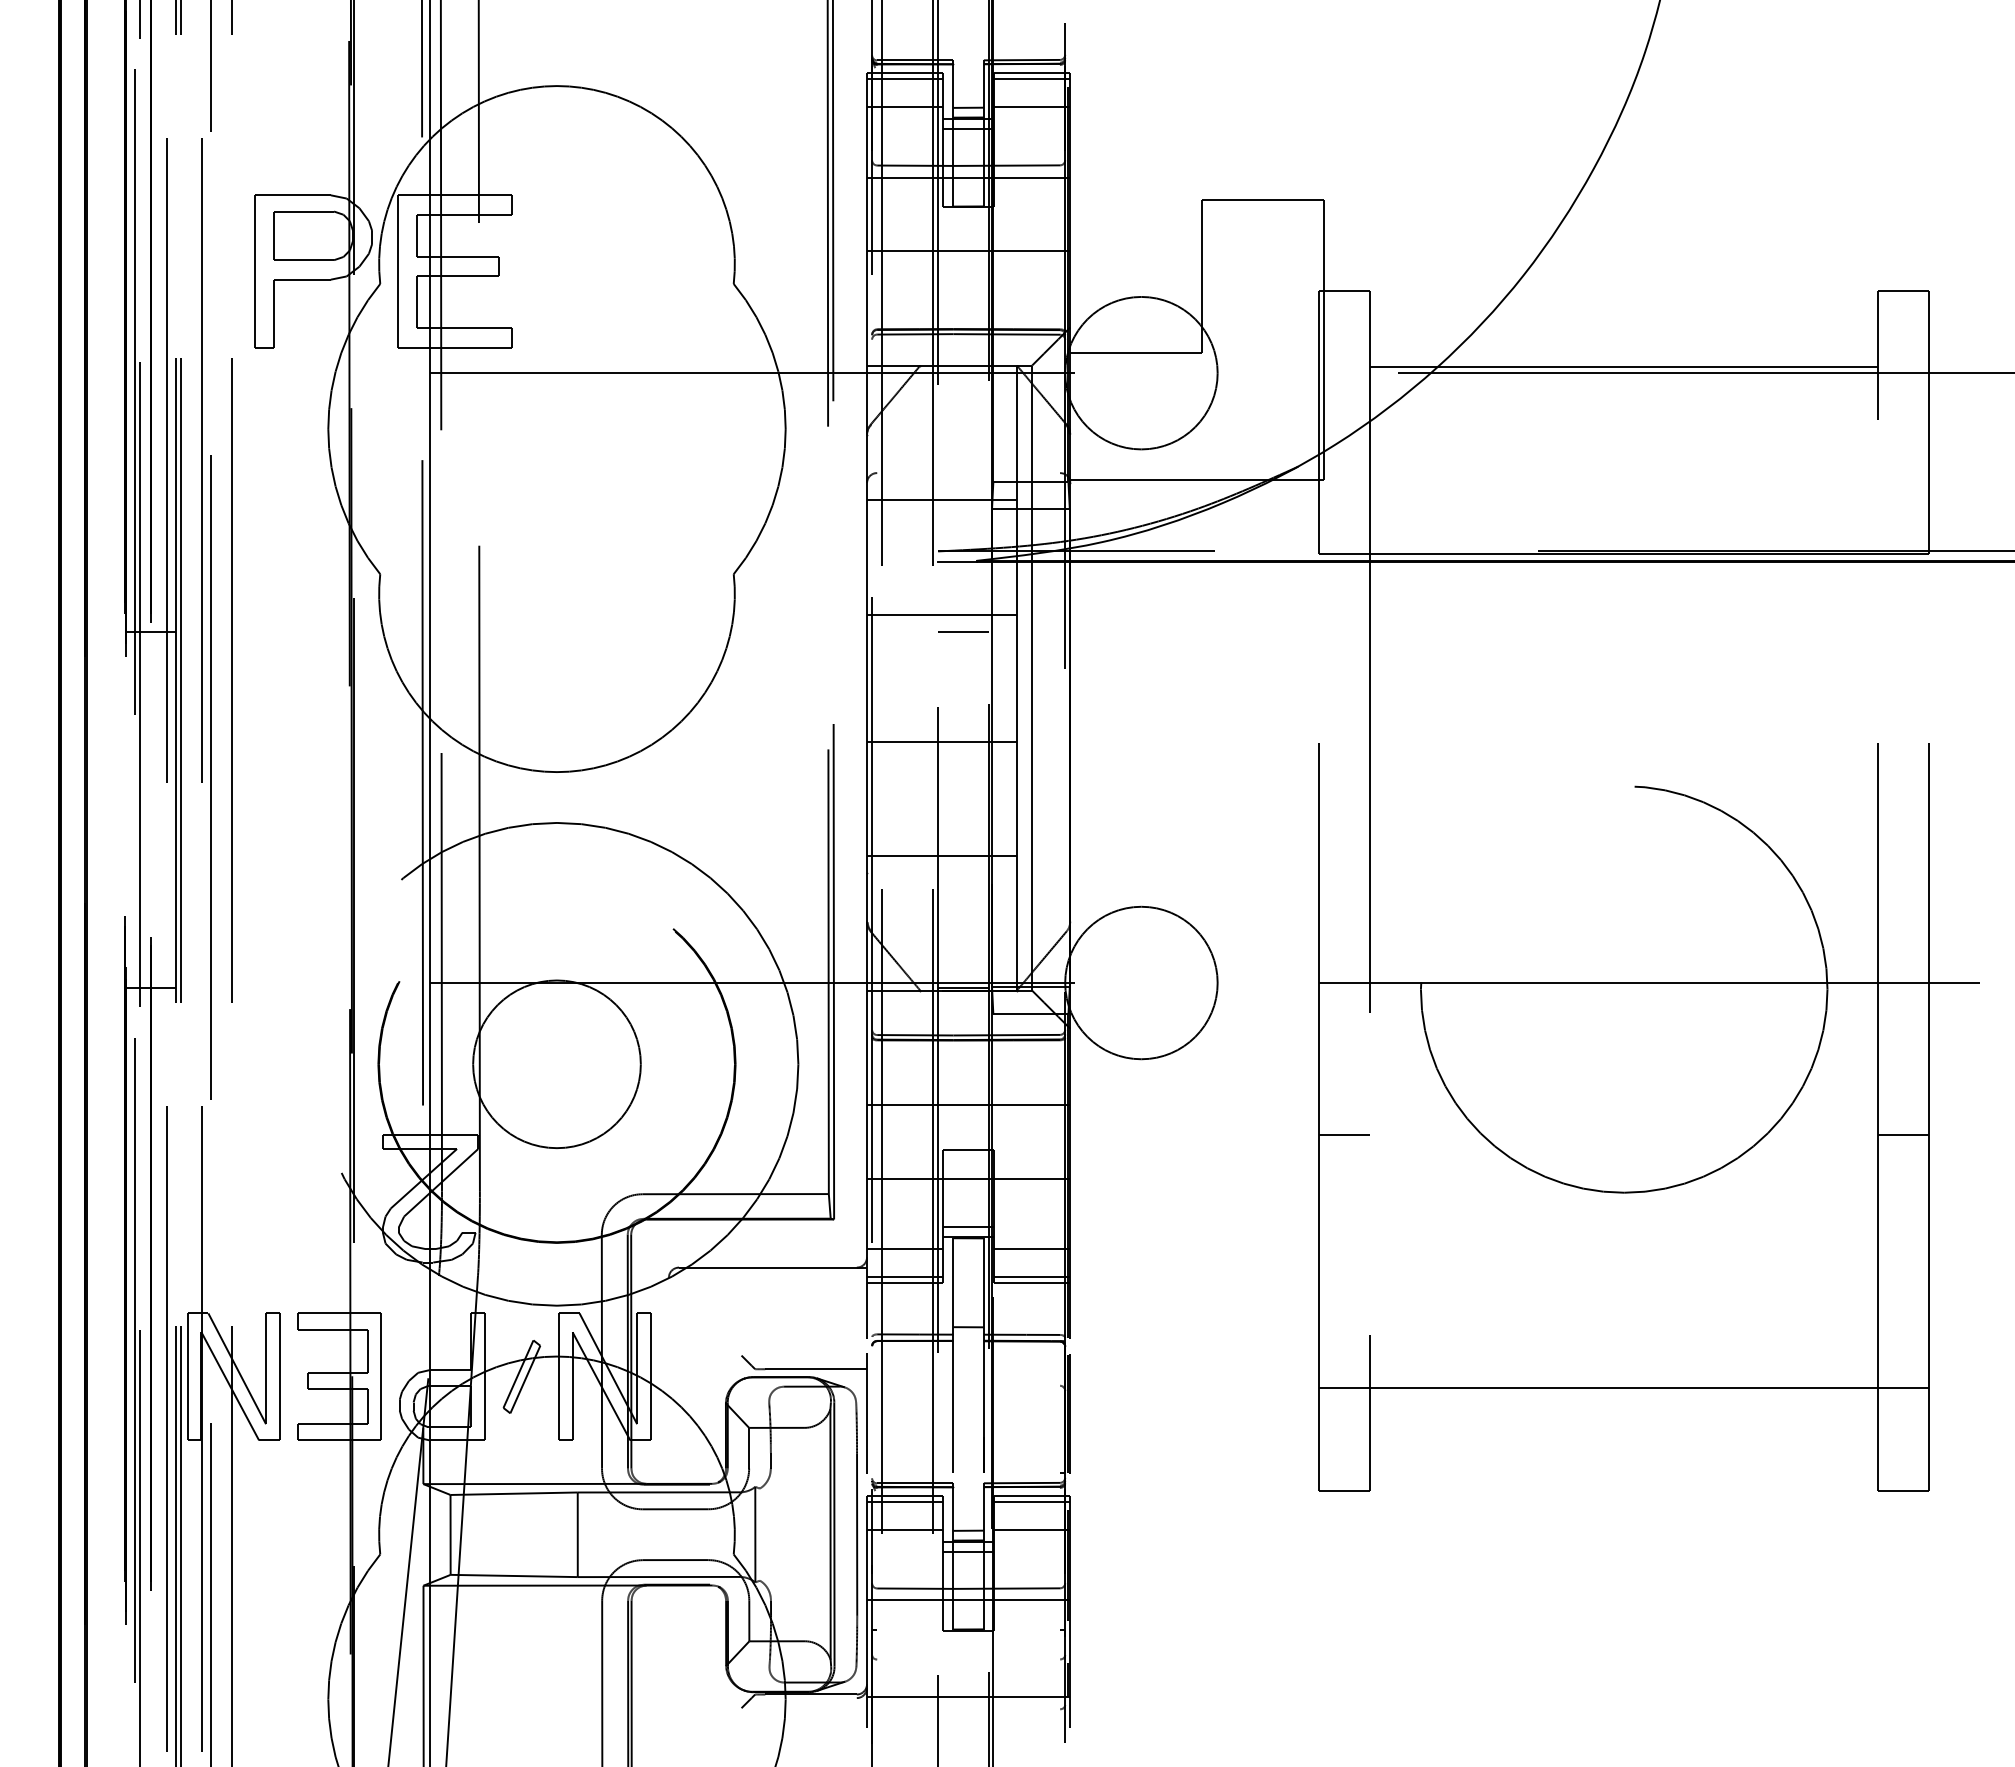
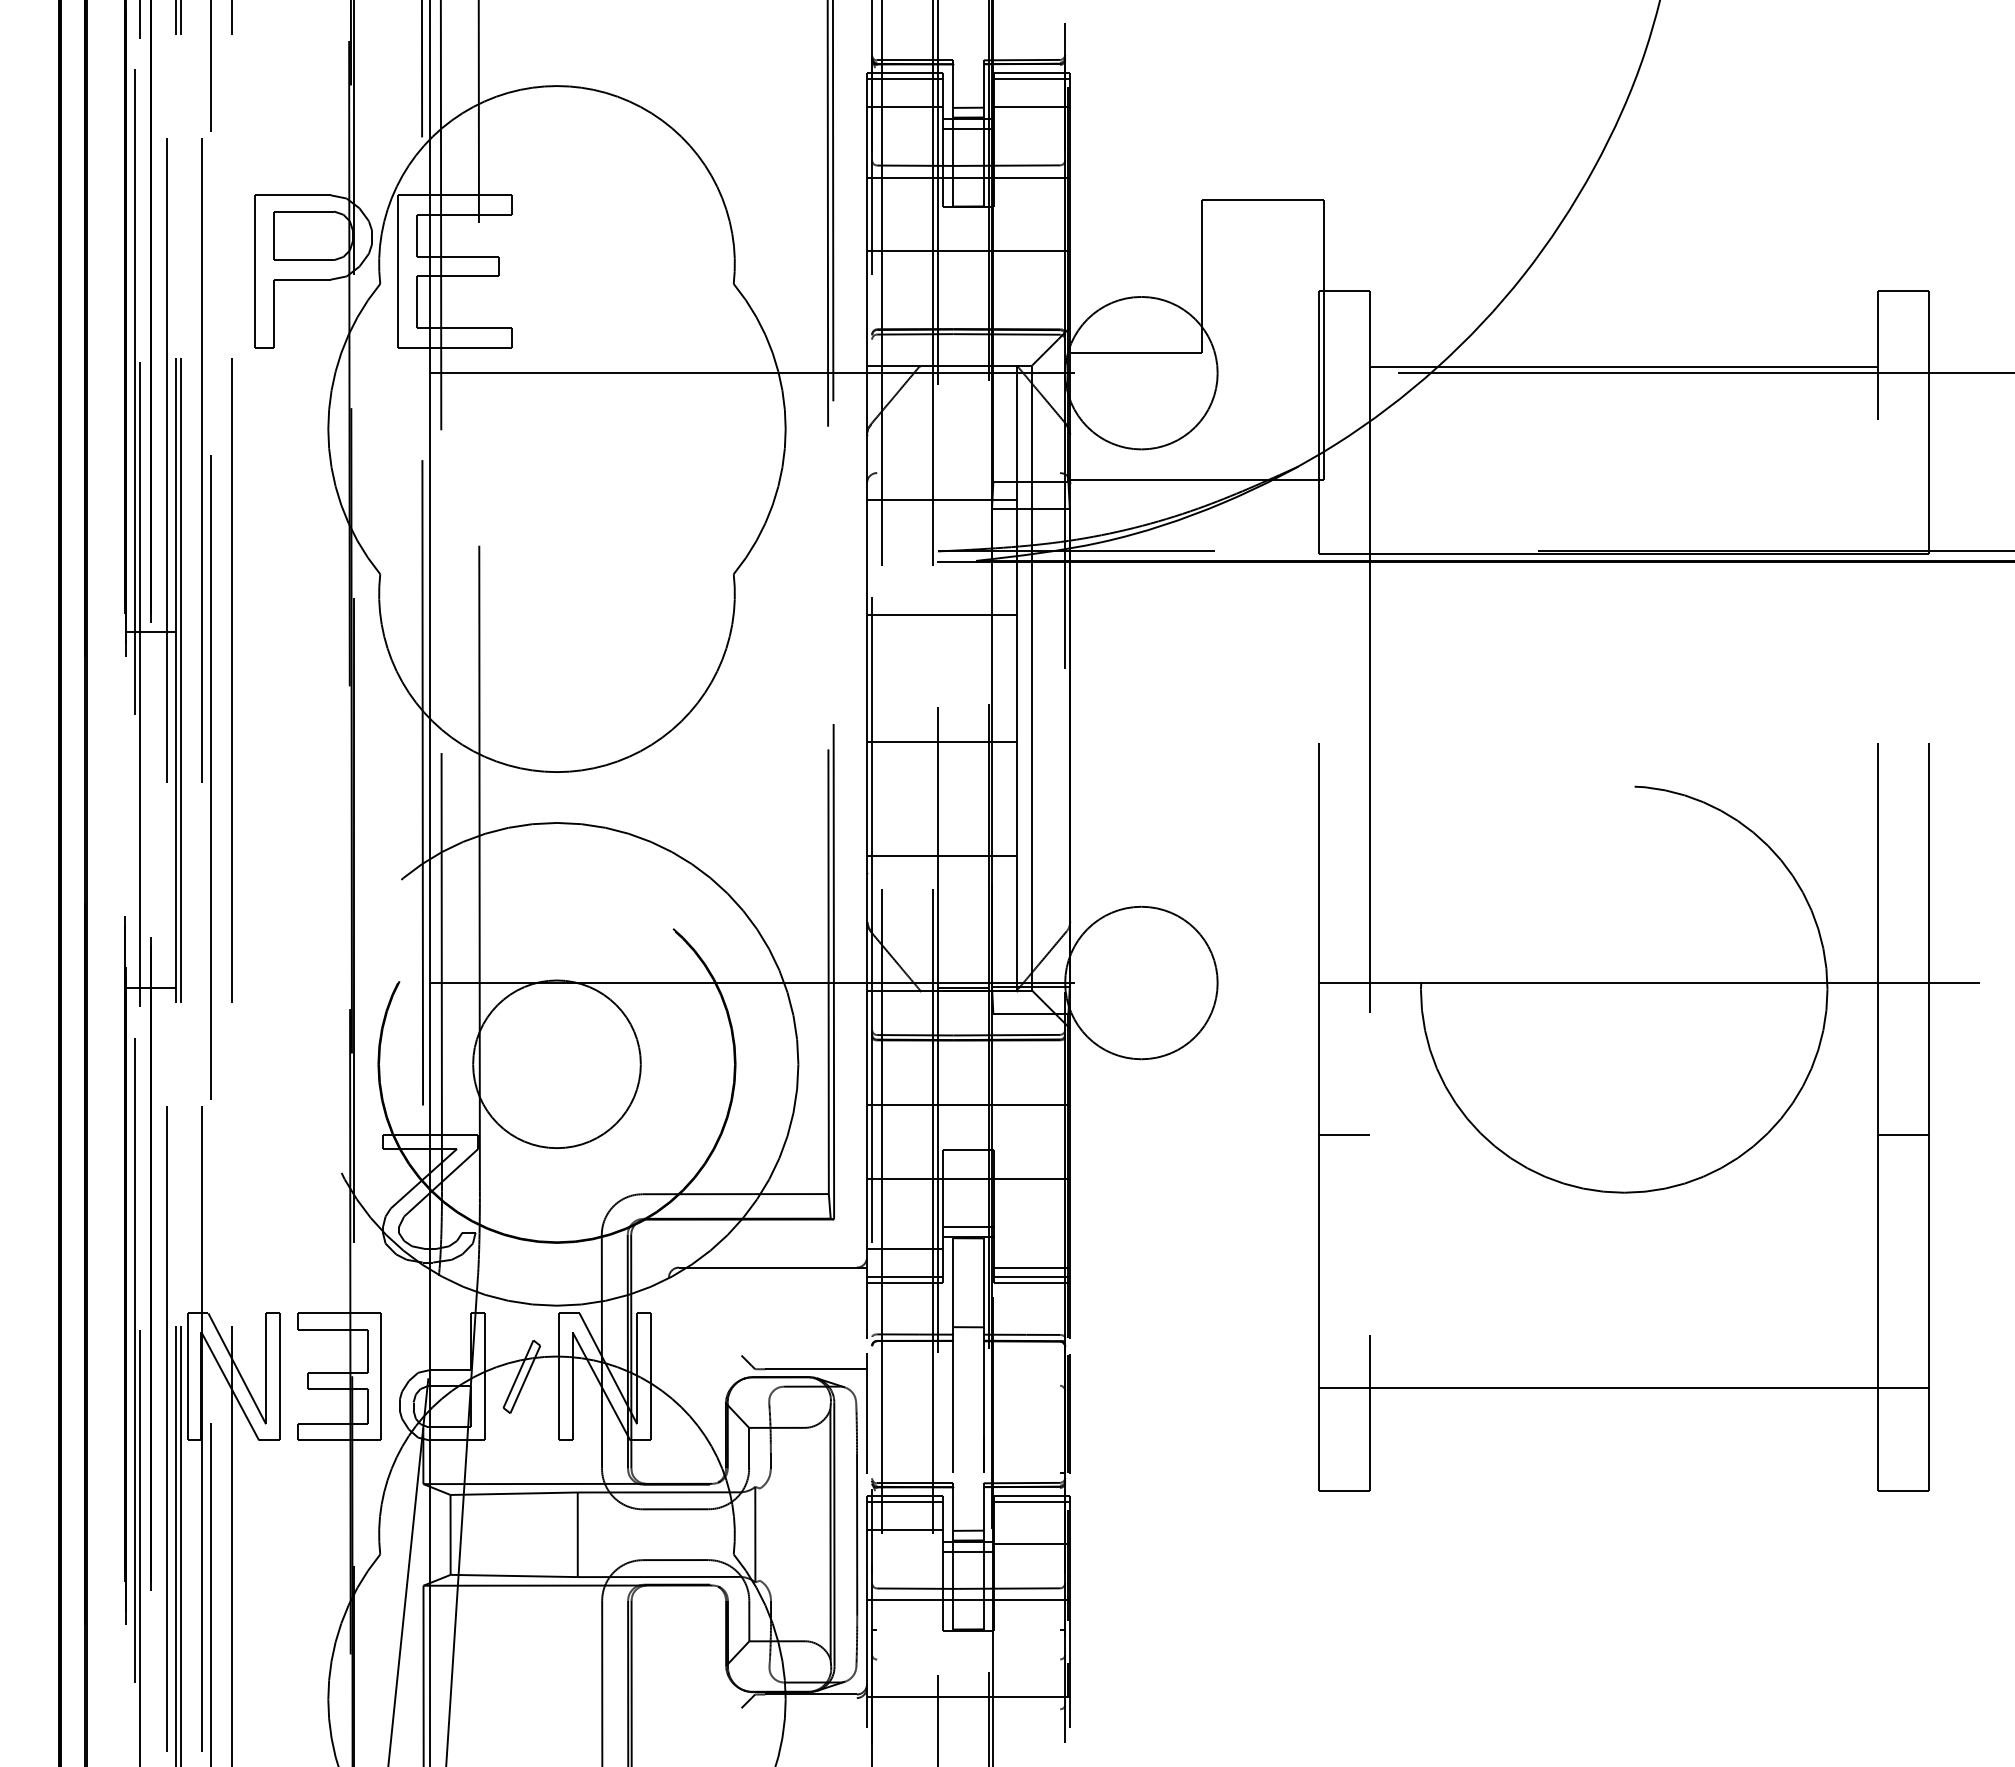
line: present -> none (963, 632)
line position: (1032, 1249) -> (1032, 1268) (1032, 1268)
line position: (1032, 1530) -> (1032, 1544) (1032, 1544)
